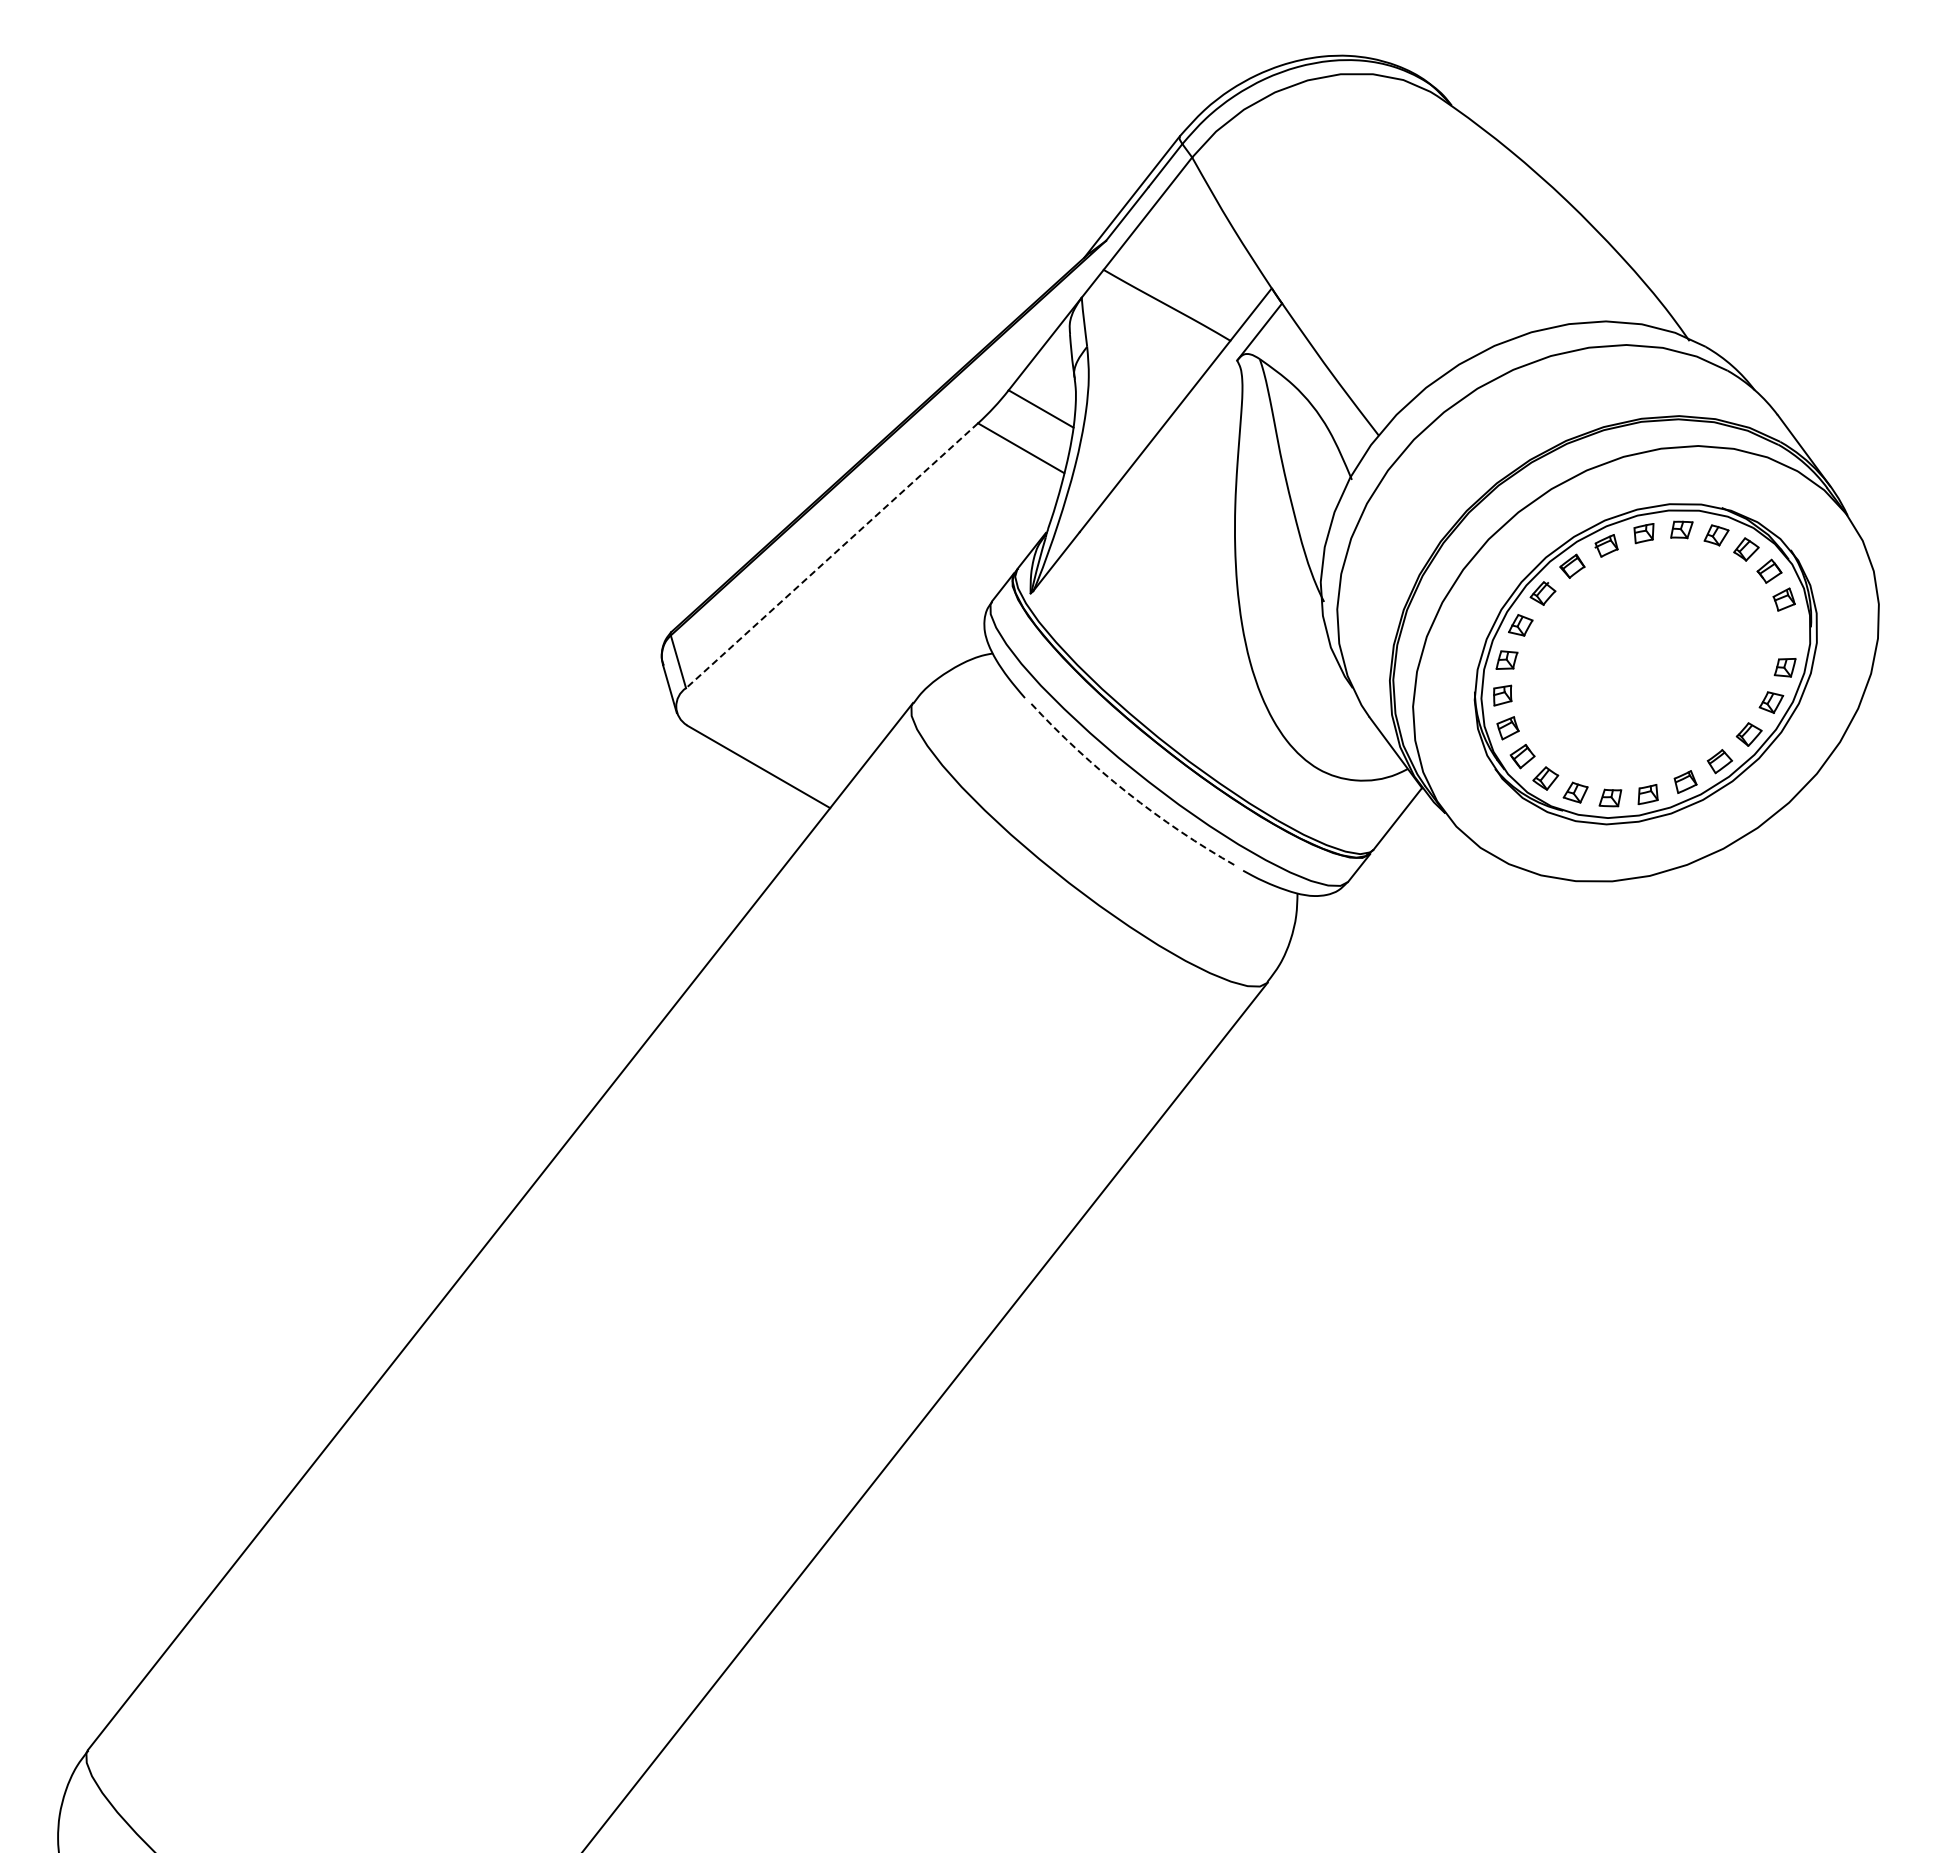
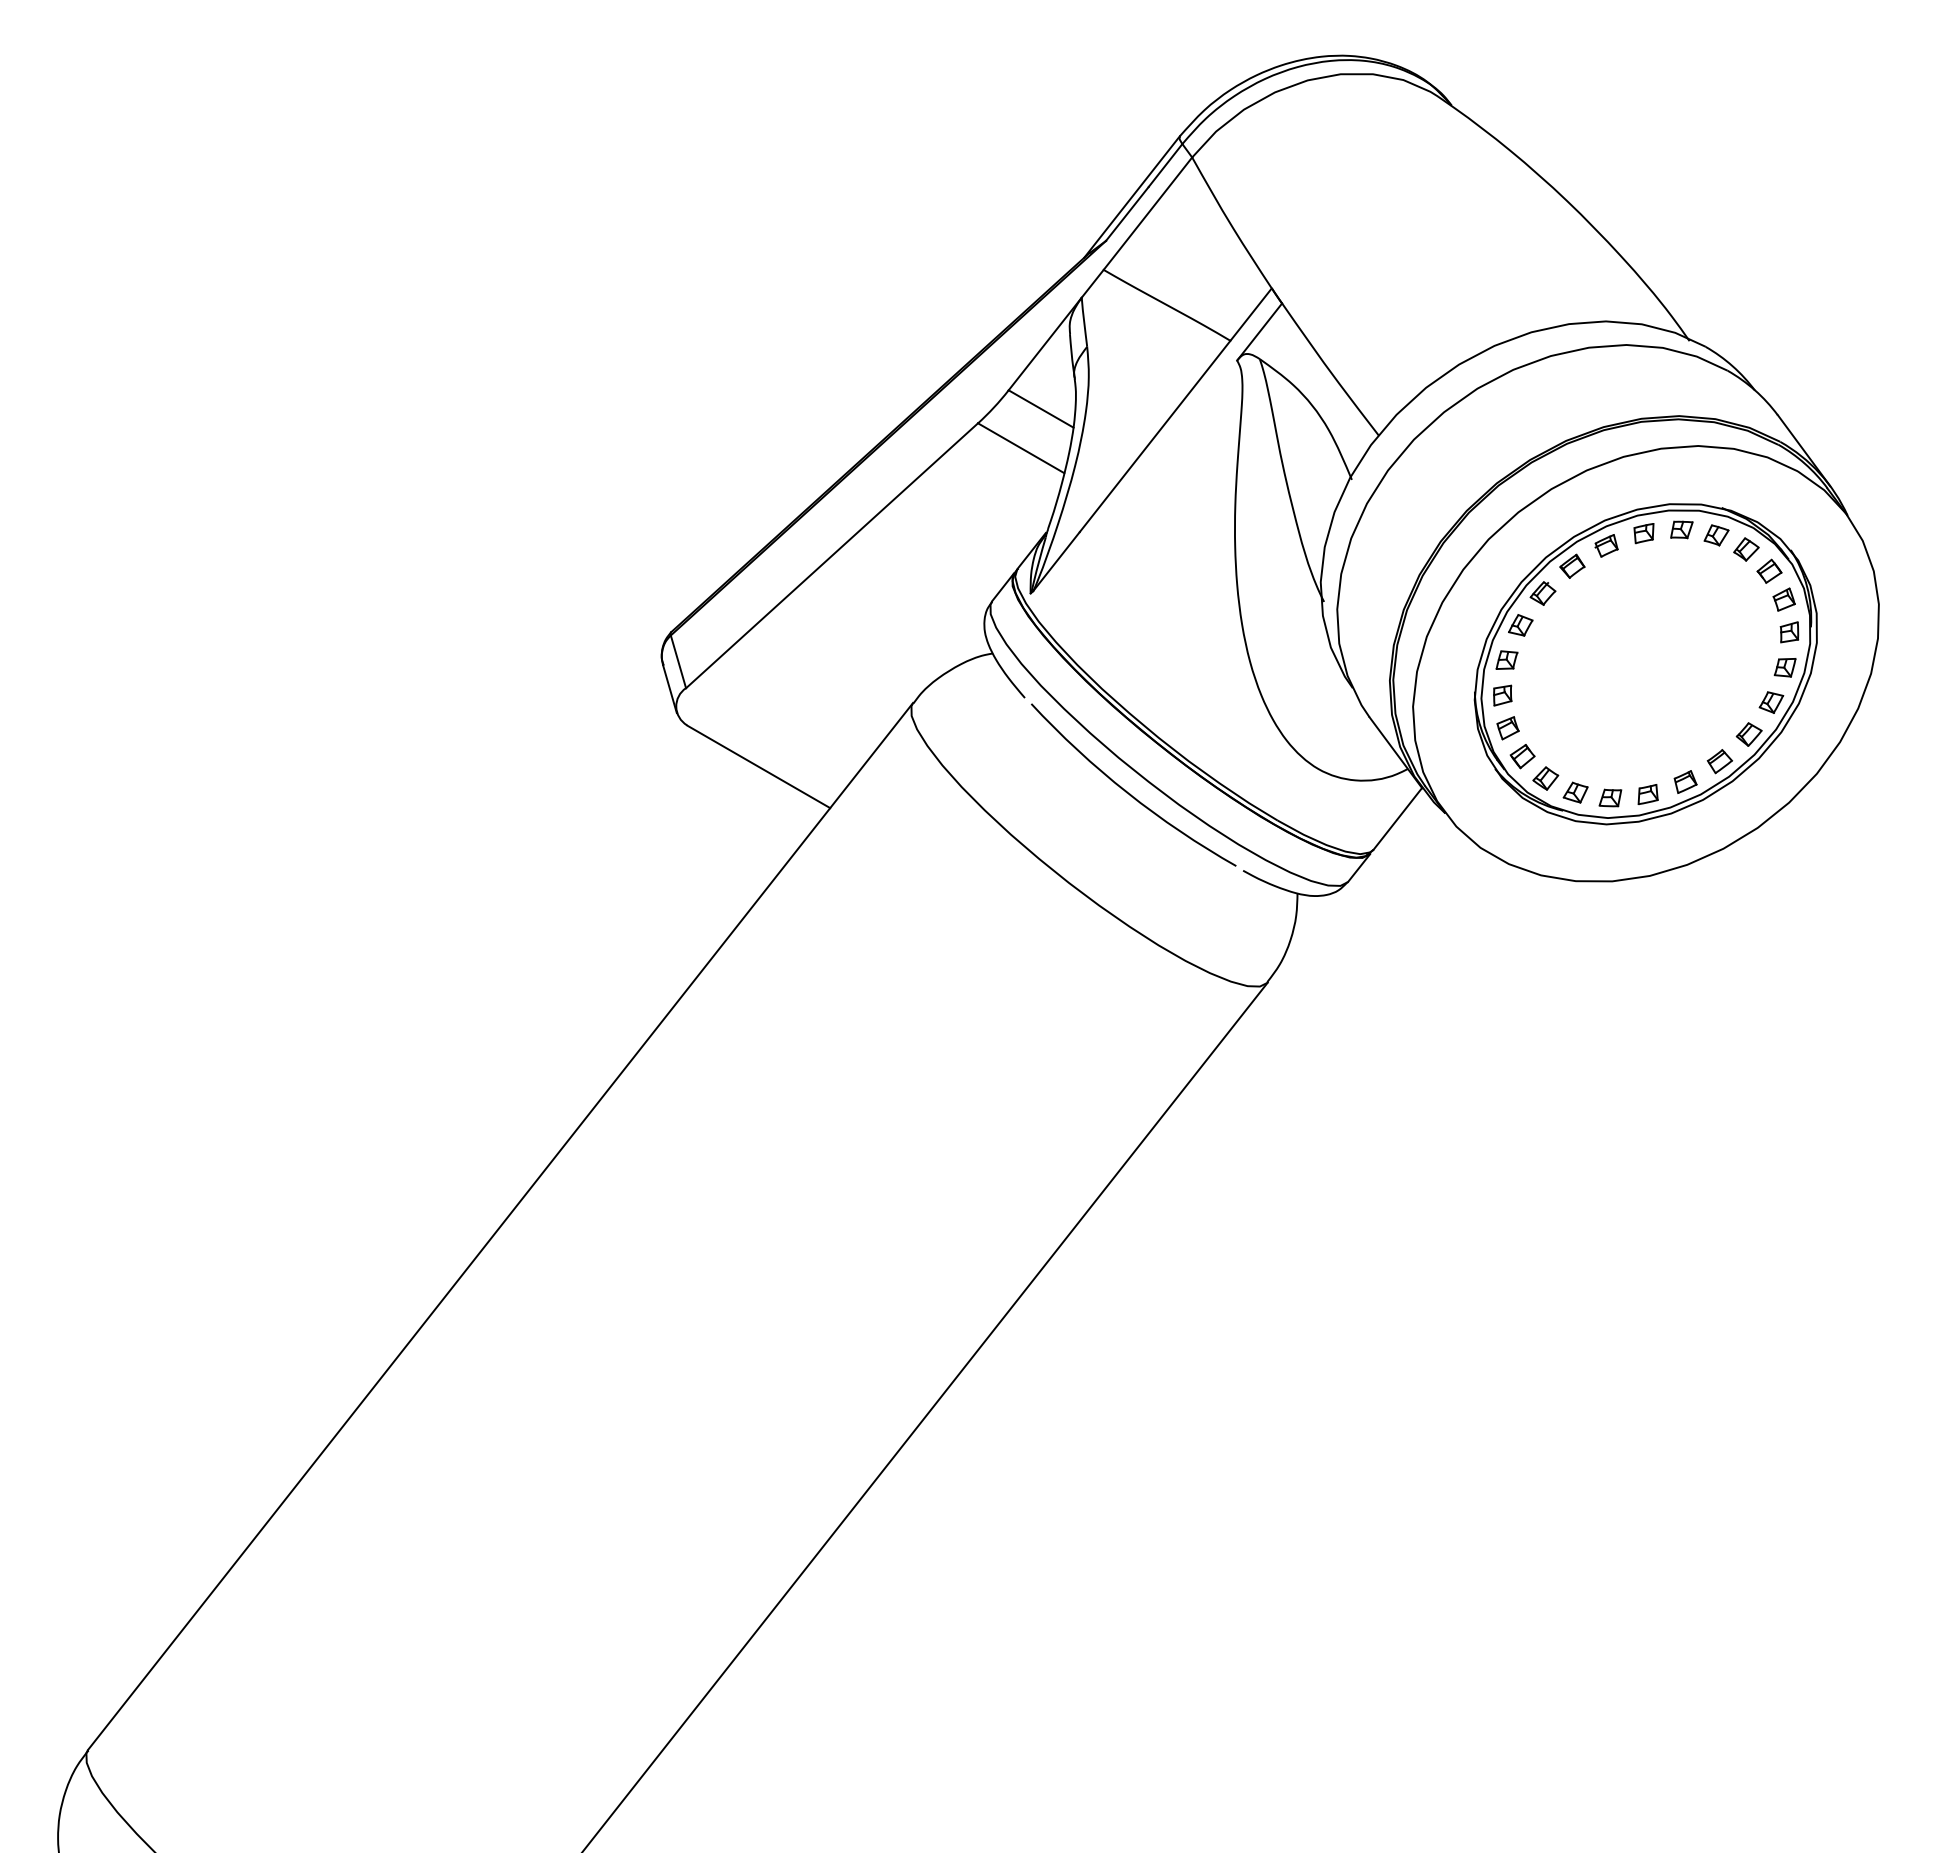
line: dashed -> solid (831, 556)
part: none -> present (1789, 632)
arc: dashed -> solid (1127, 792)
